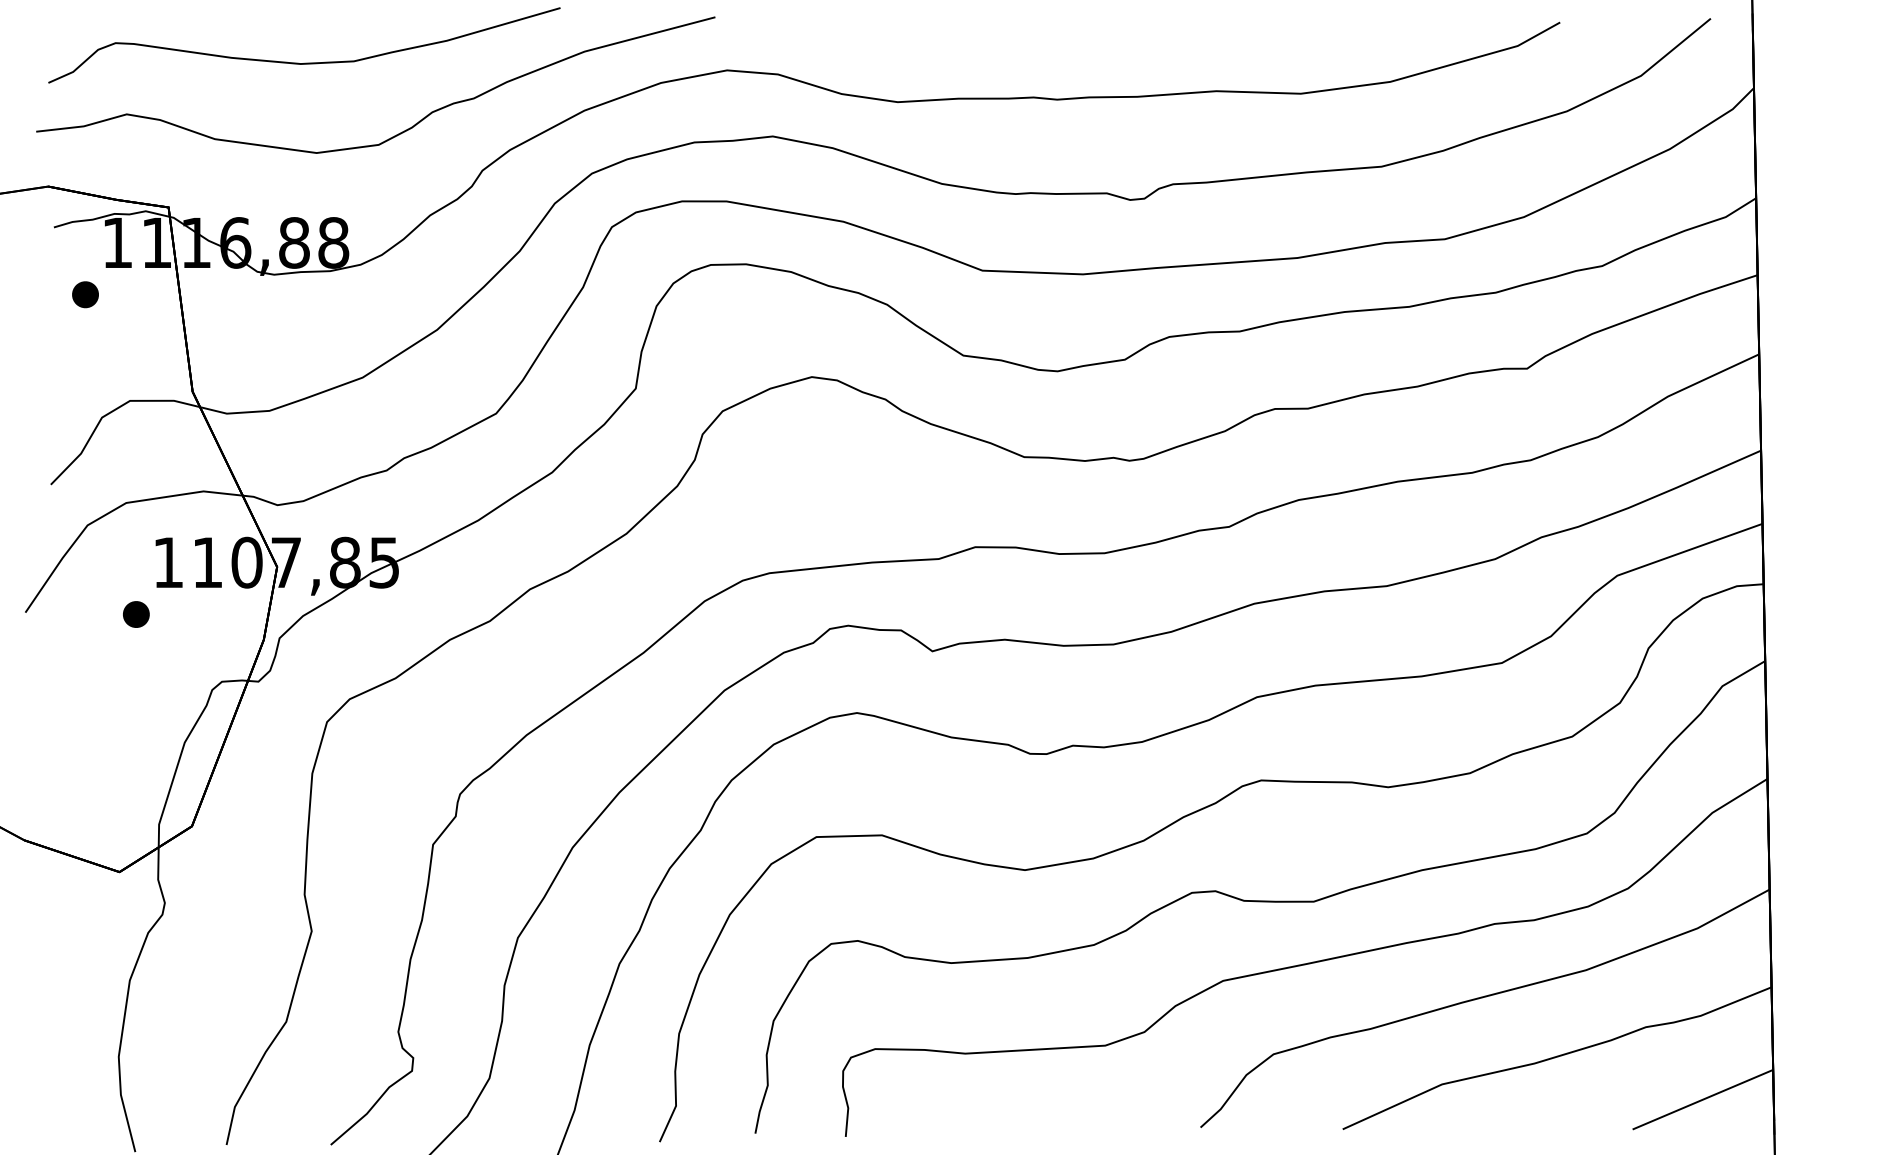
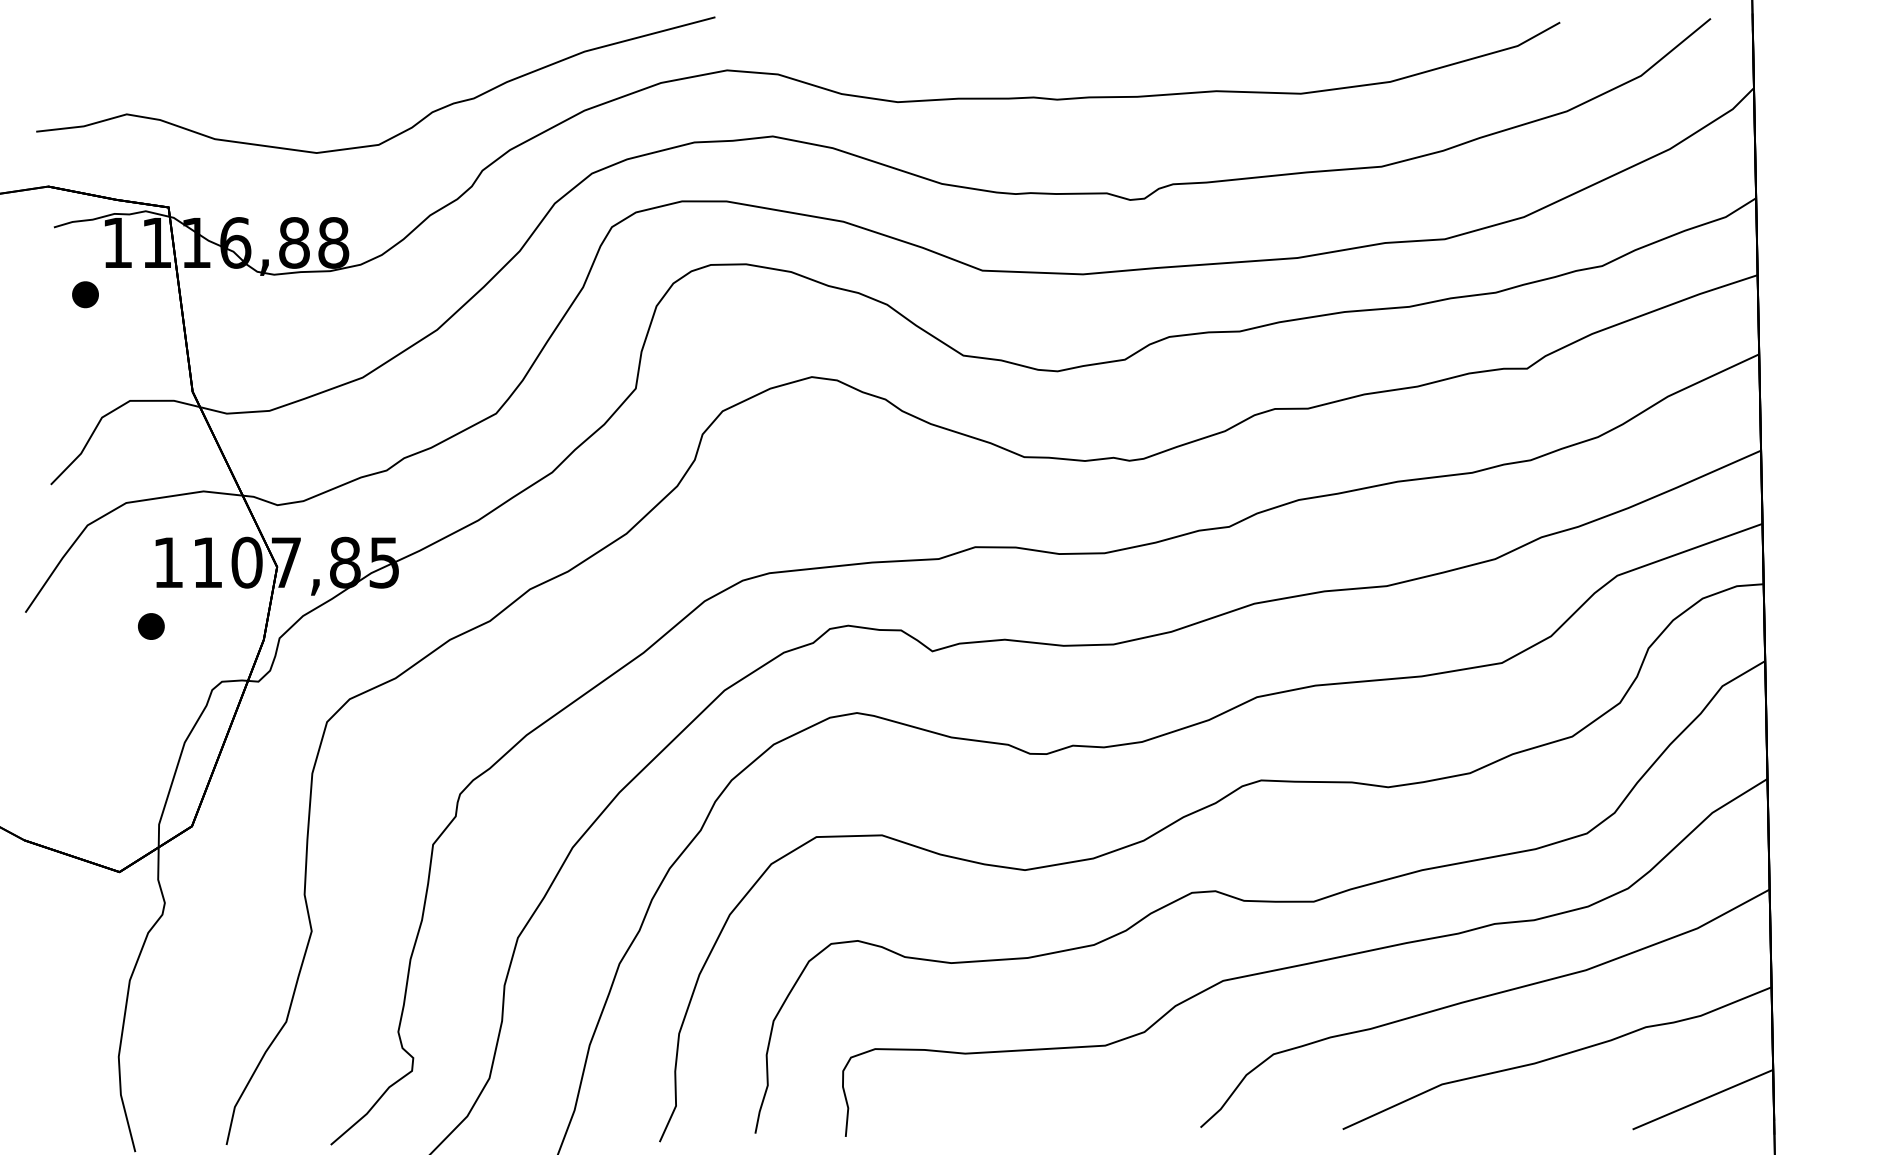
curve: present -> none (304, 62)
part position: (136, 614) -> (151, 626) (151, 626)
